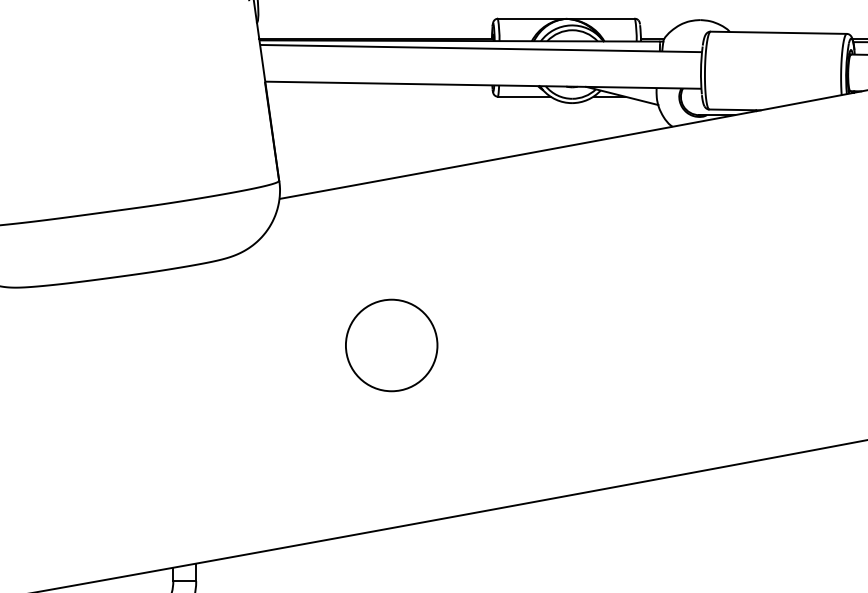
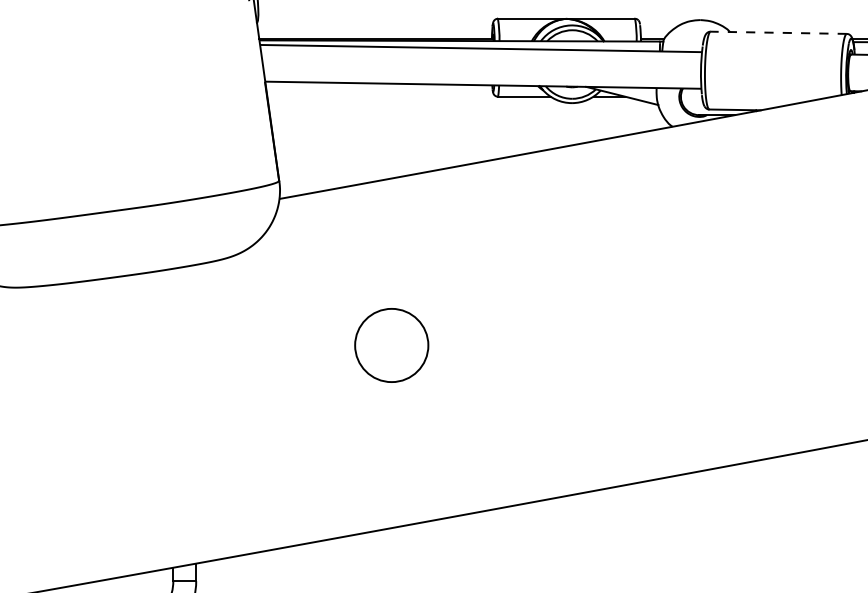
line: solid -> dashed (778, 32)
circle size: 94x95 px -> 76x75 px (391, 345)
